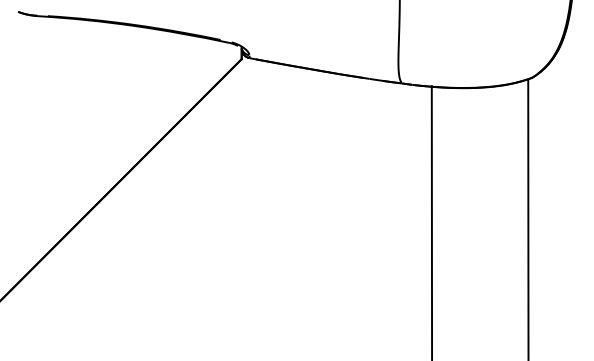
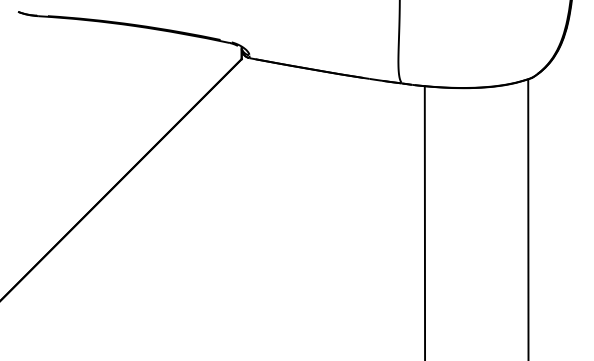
line position: (431, 221) -> (424, 221) (424, 221)
